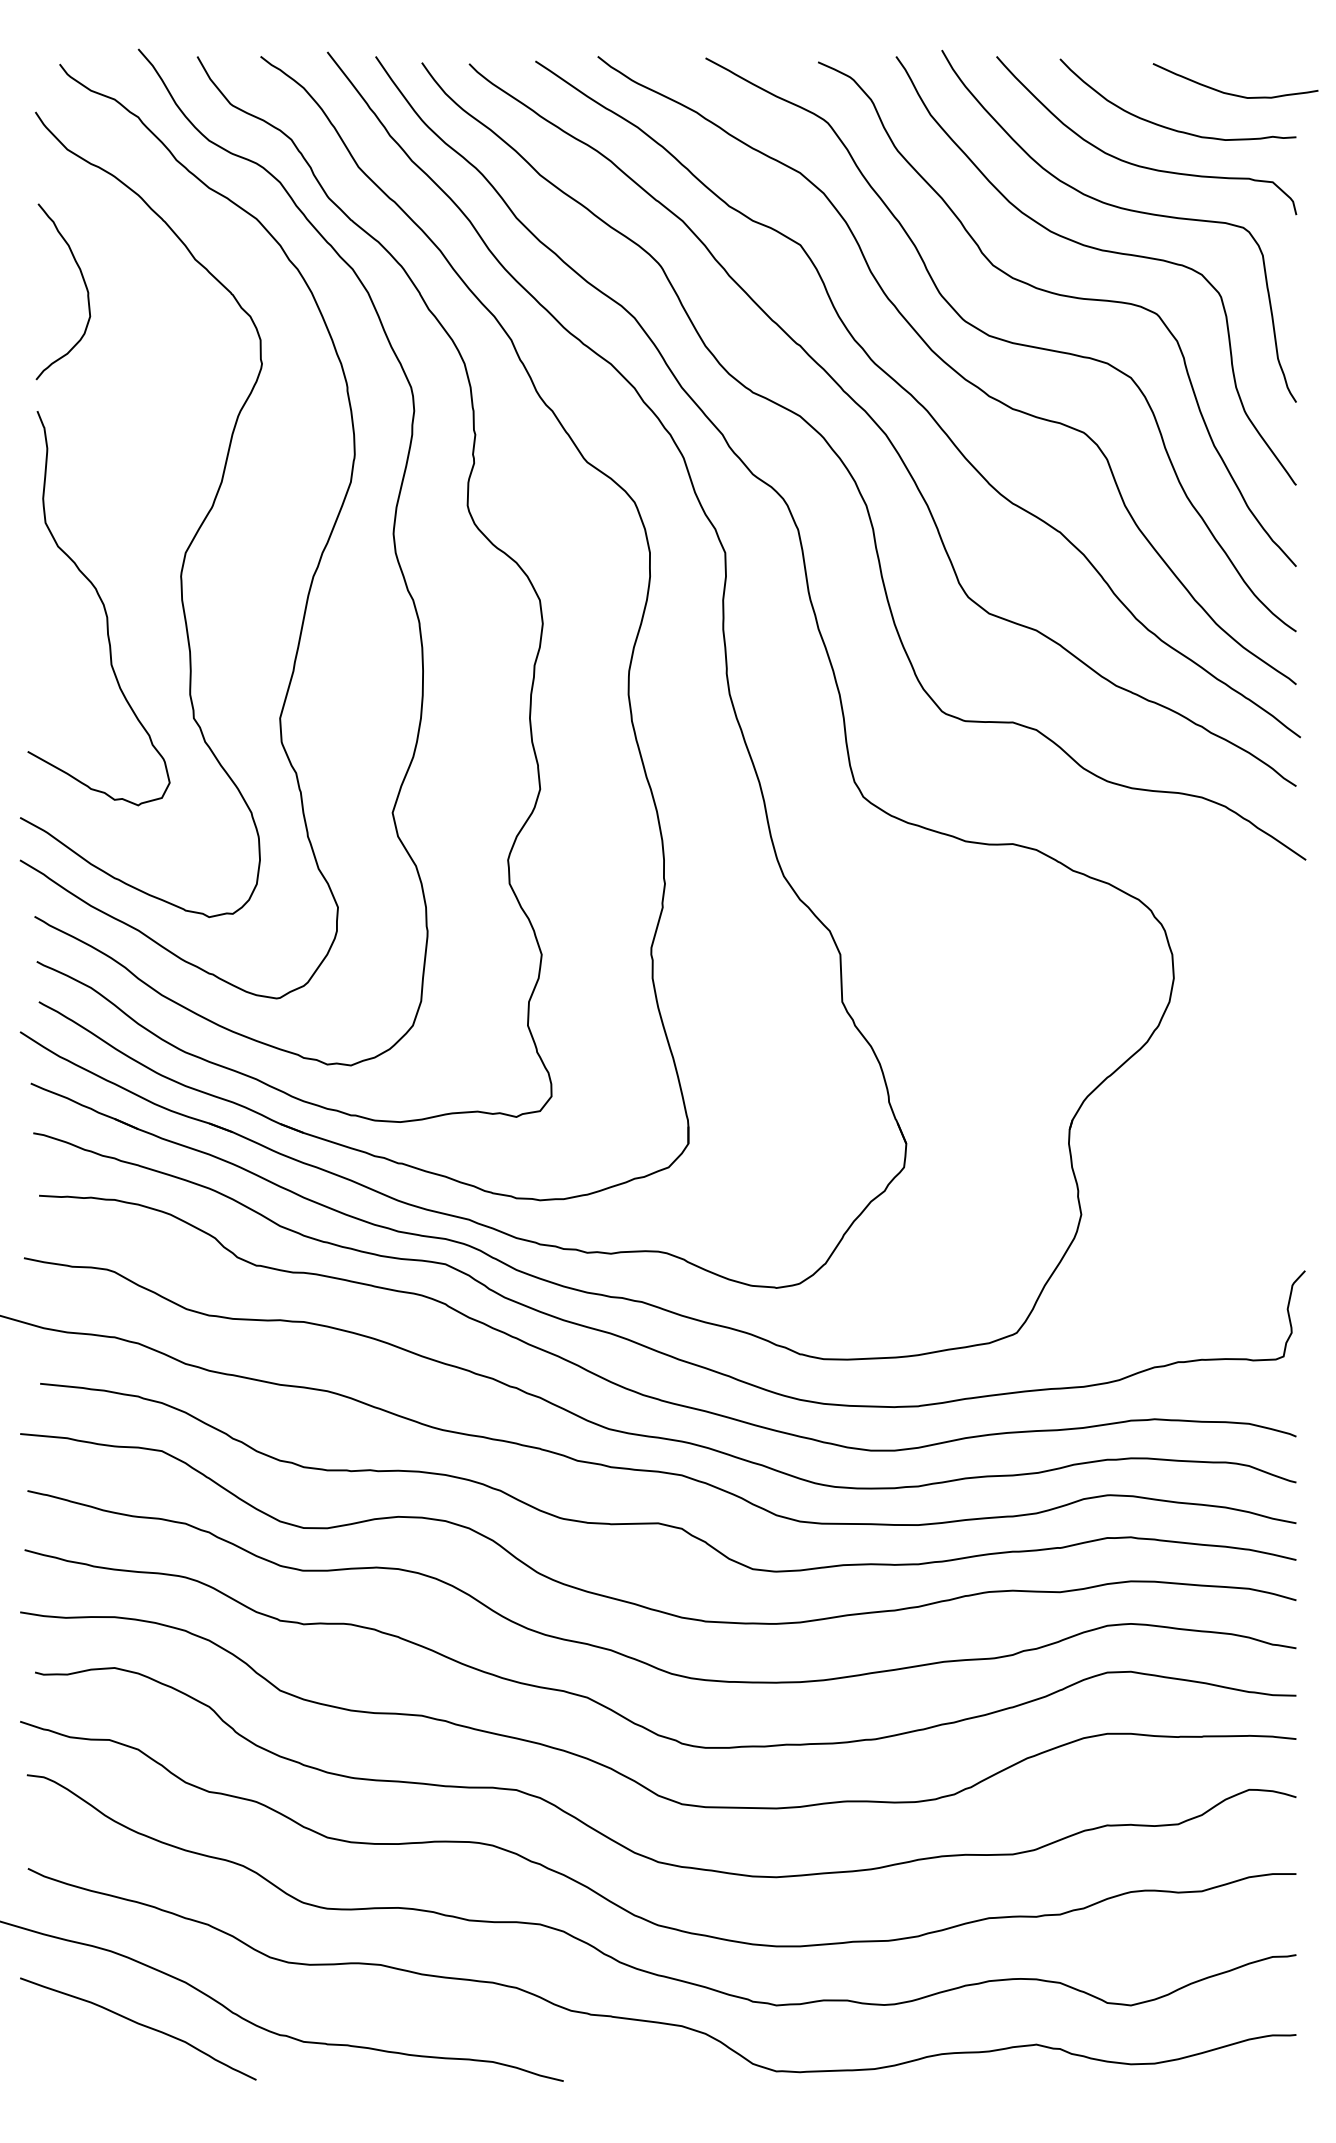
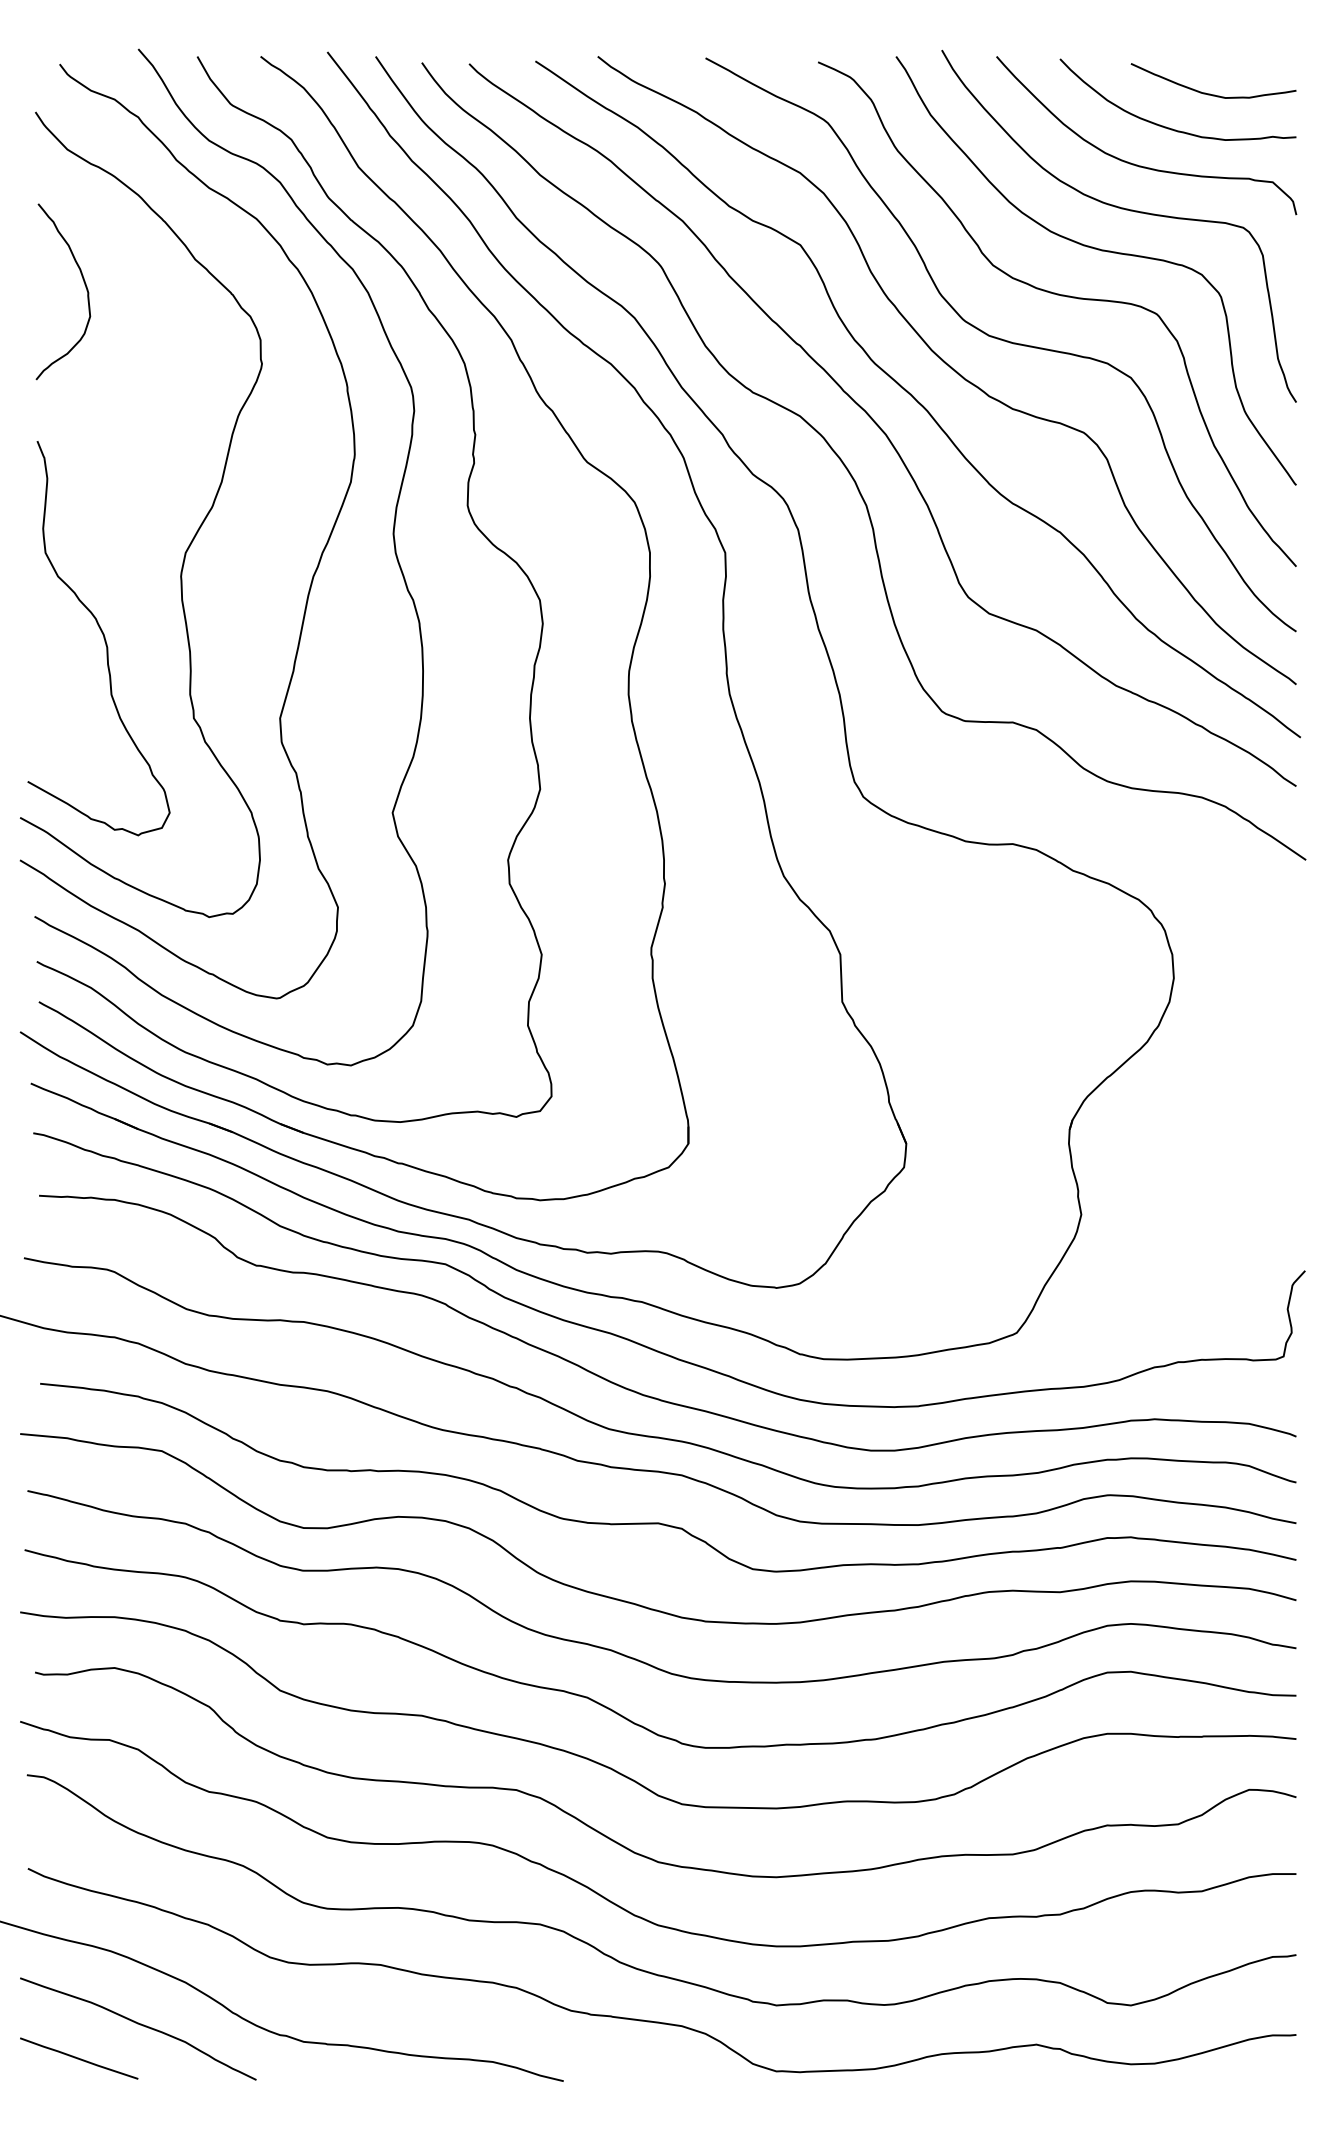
curve position: (1232, 93) -> (1210, 93) (1210, 93)
curve position: (103, 608) -> (103, 638) (103, 638)
line: none -> present (79, 2058)
